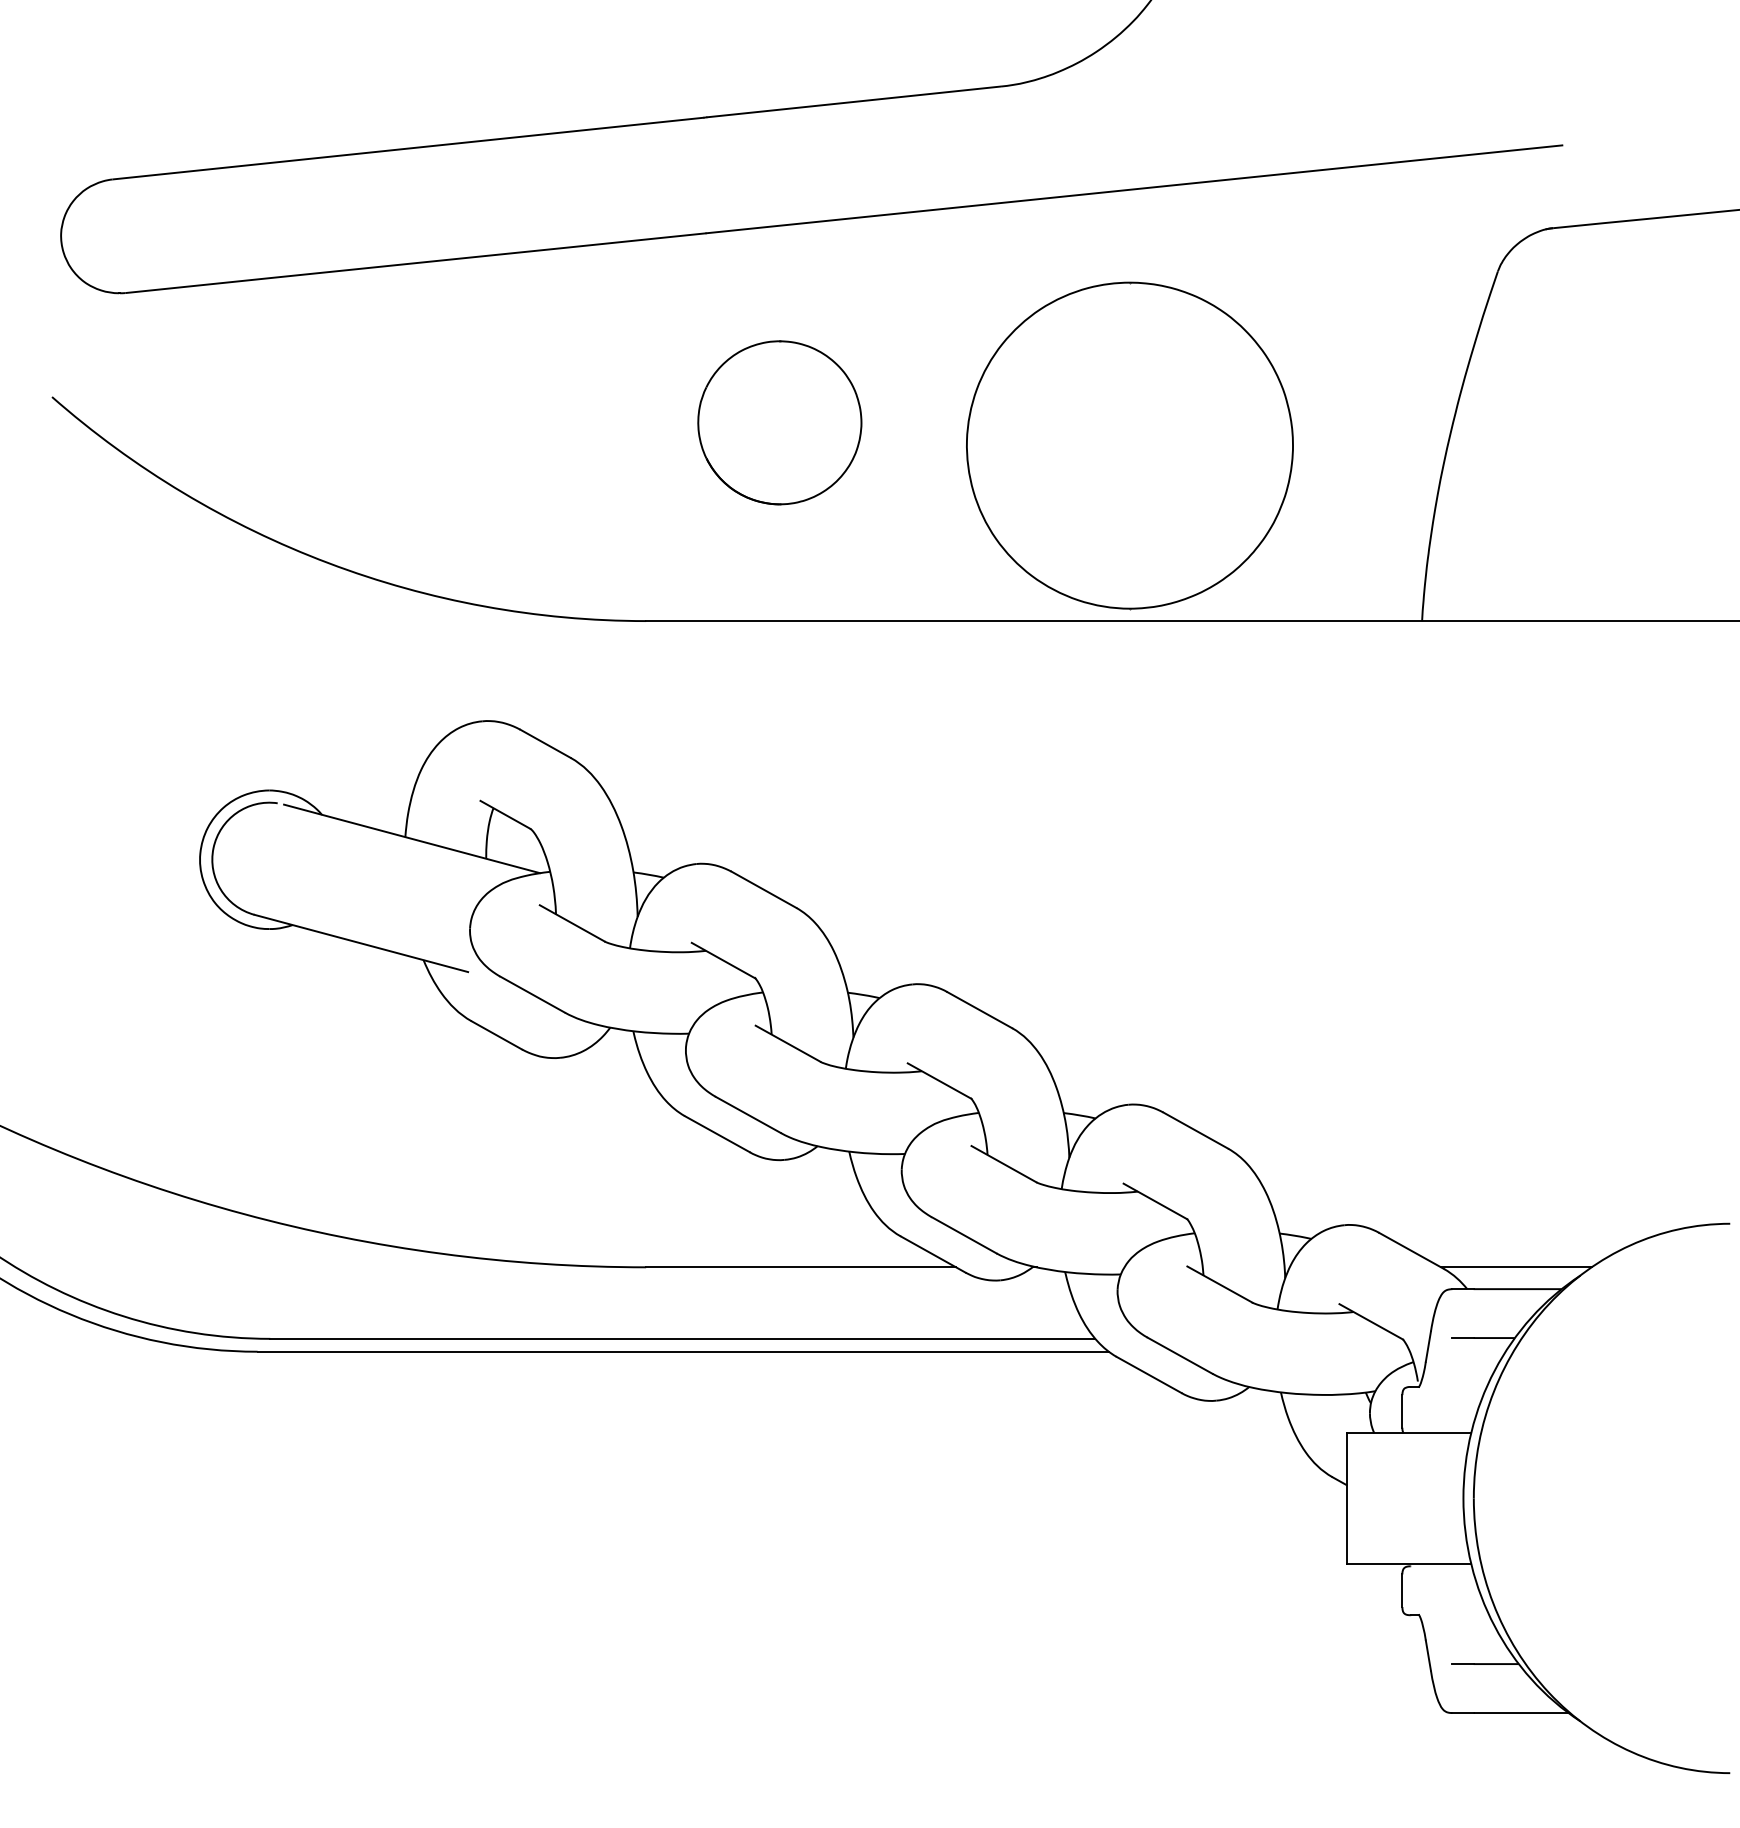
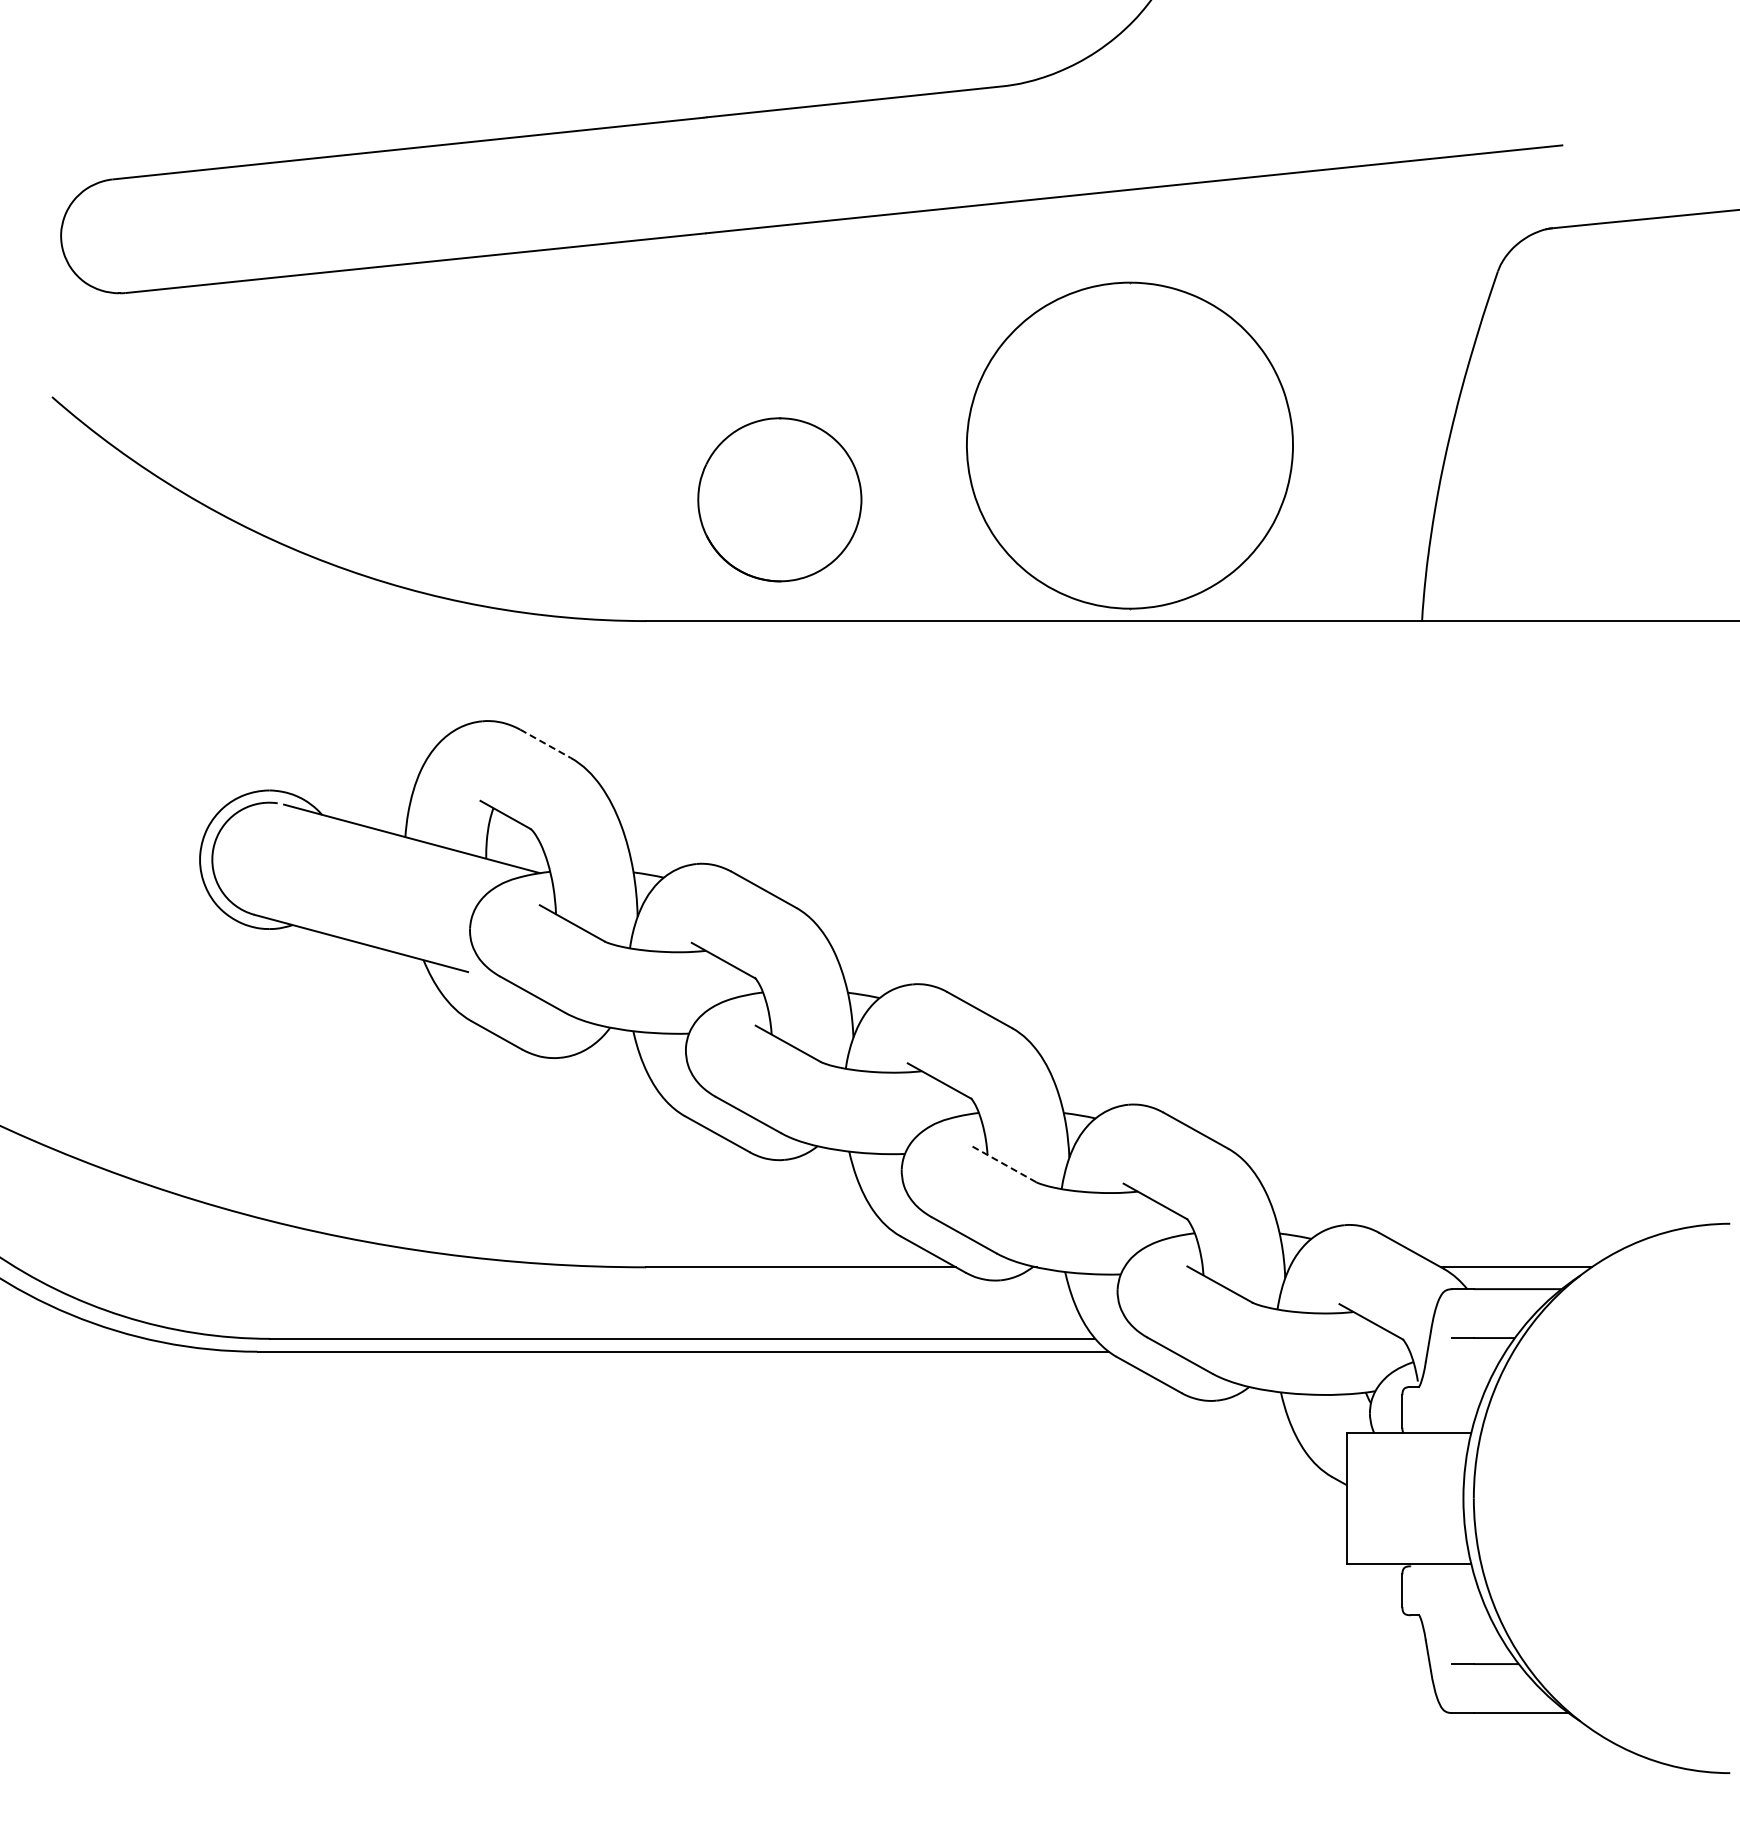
part position: (779, 422) -> (779, 499) (779, 499)
line: solid -> dashed (545, 743)
line: solid -> dashed (1003, 1163)
